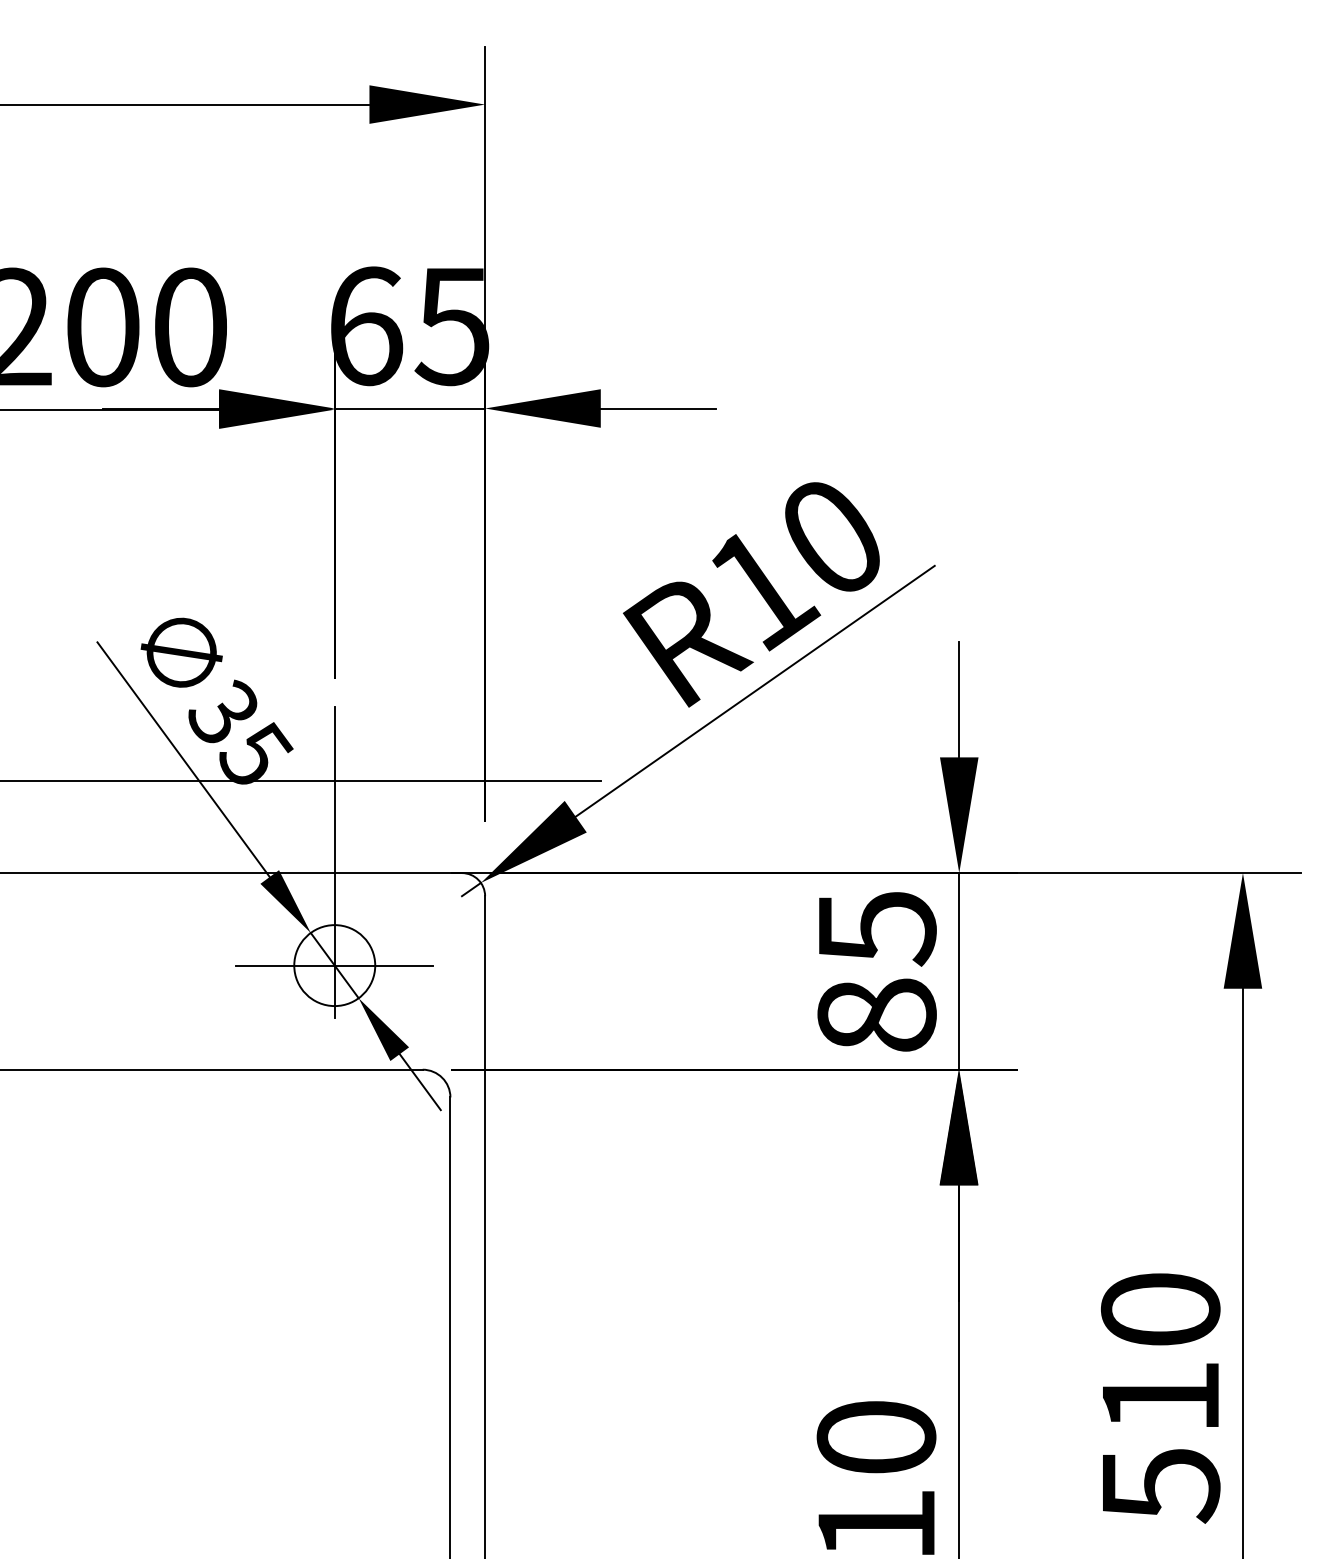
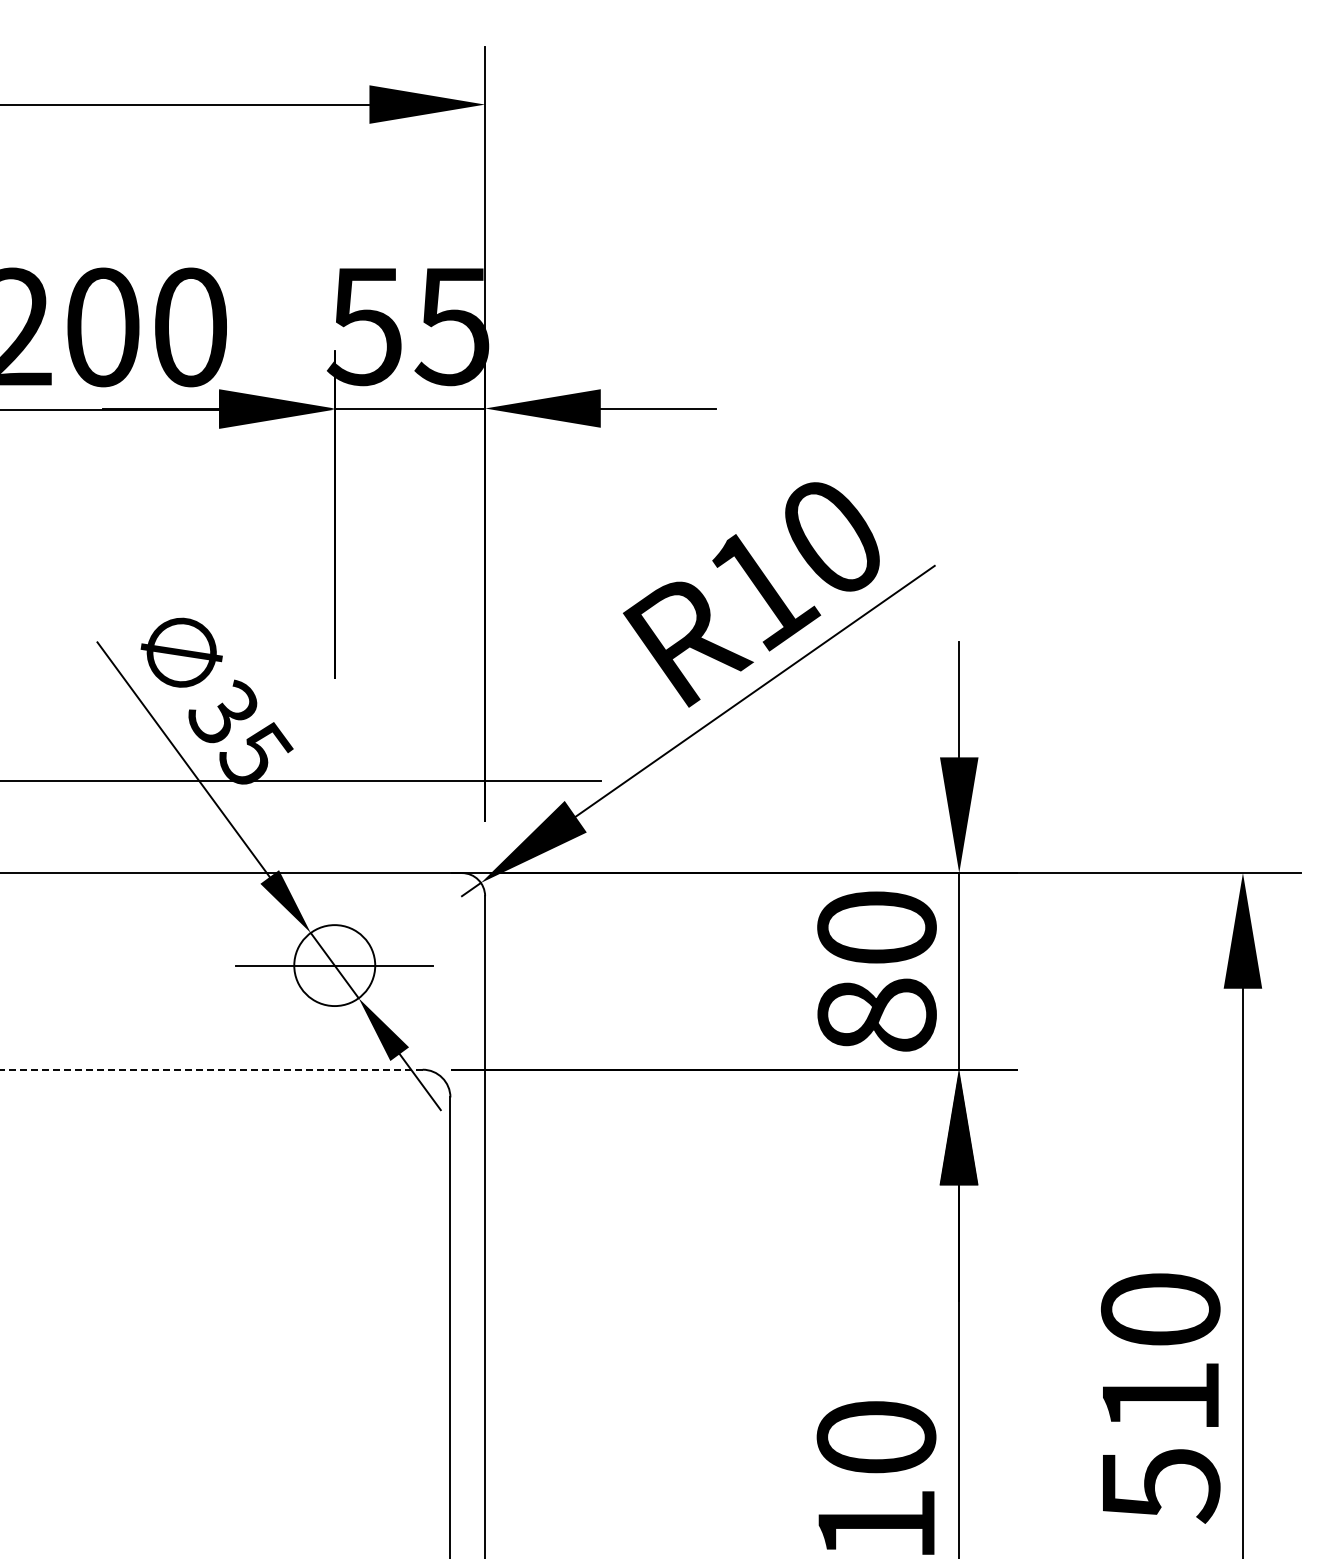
text: 65 -> 55 (364, 326)
line: present -> none (334, 862)
text: 85 -> 80 (876, 928)
line: solid -> dashed (211, 1069)
